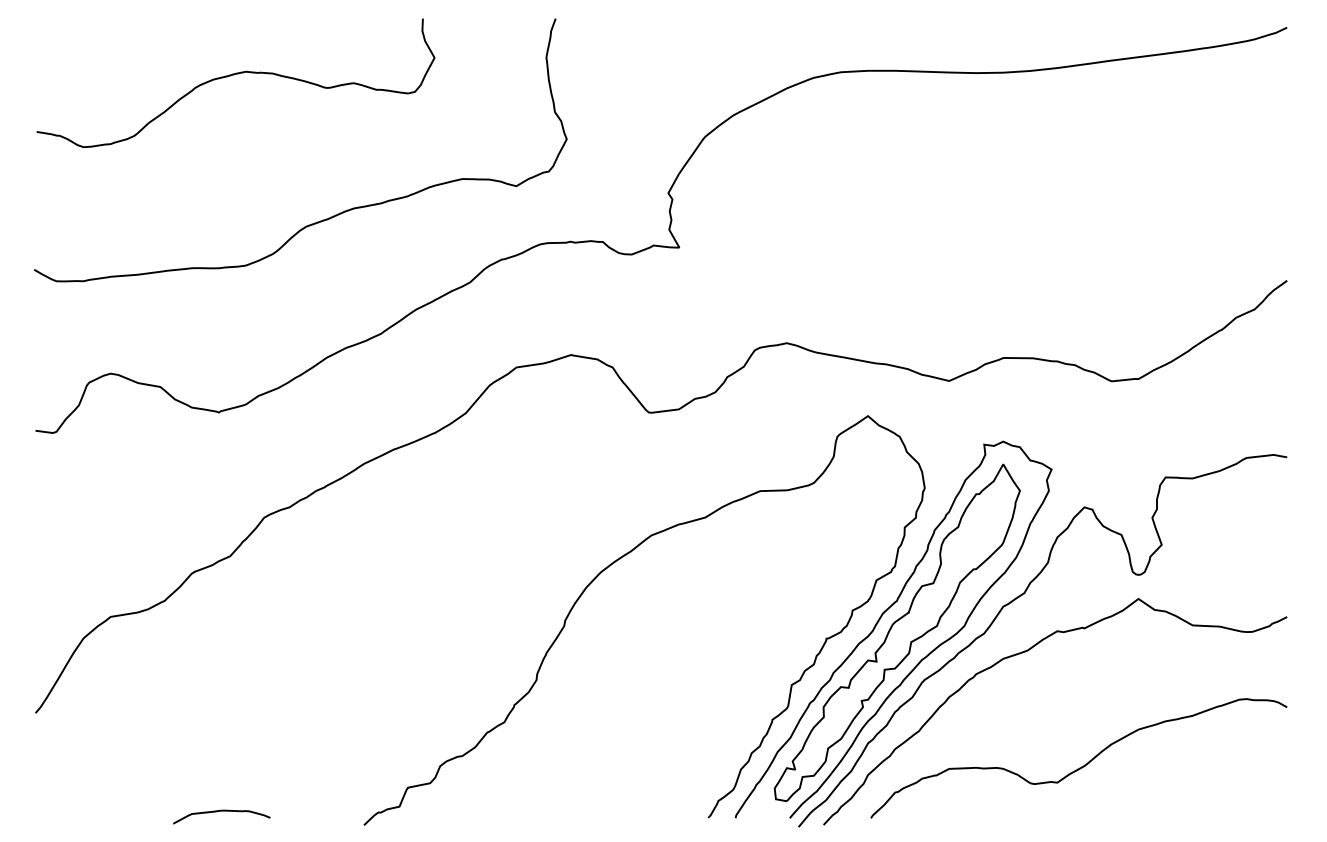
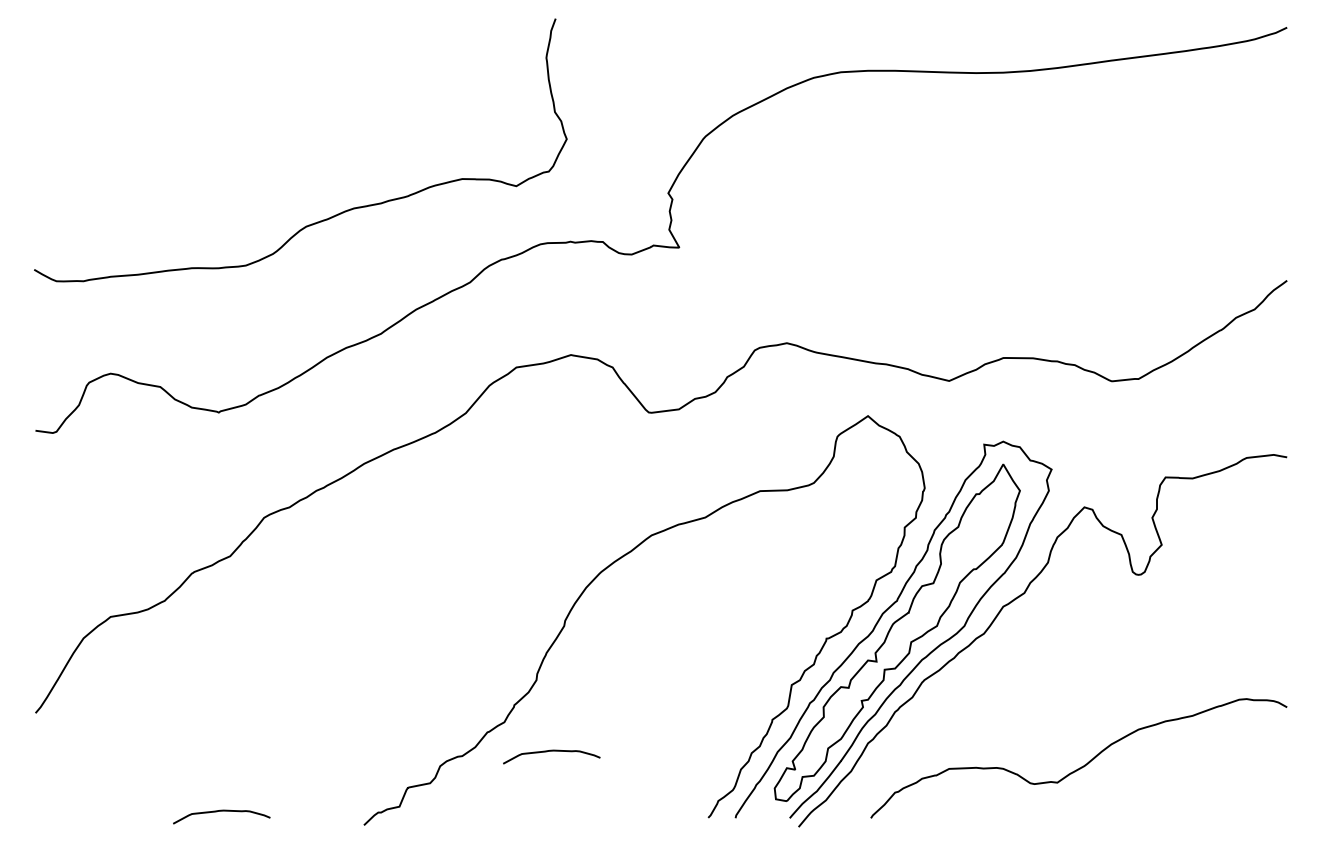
curve: present -> none (234, 75)
curve: present -> none (1028, 651)
curve: none -> present (551, 751)
